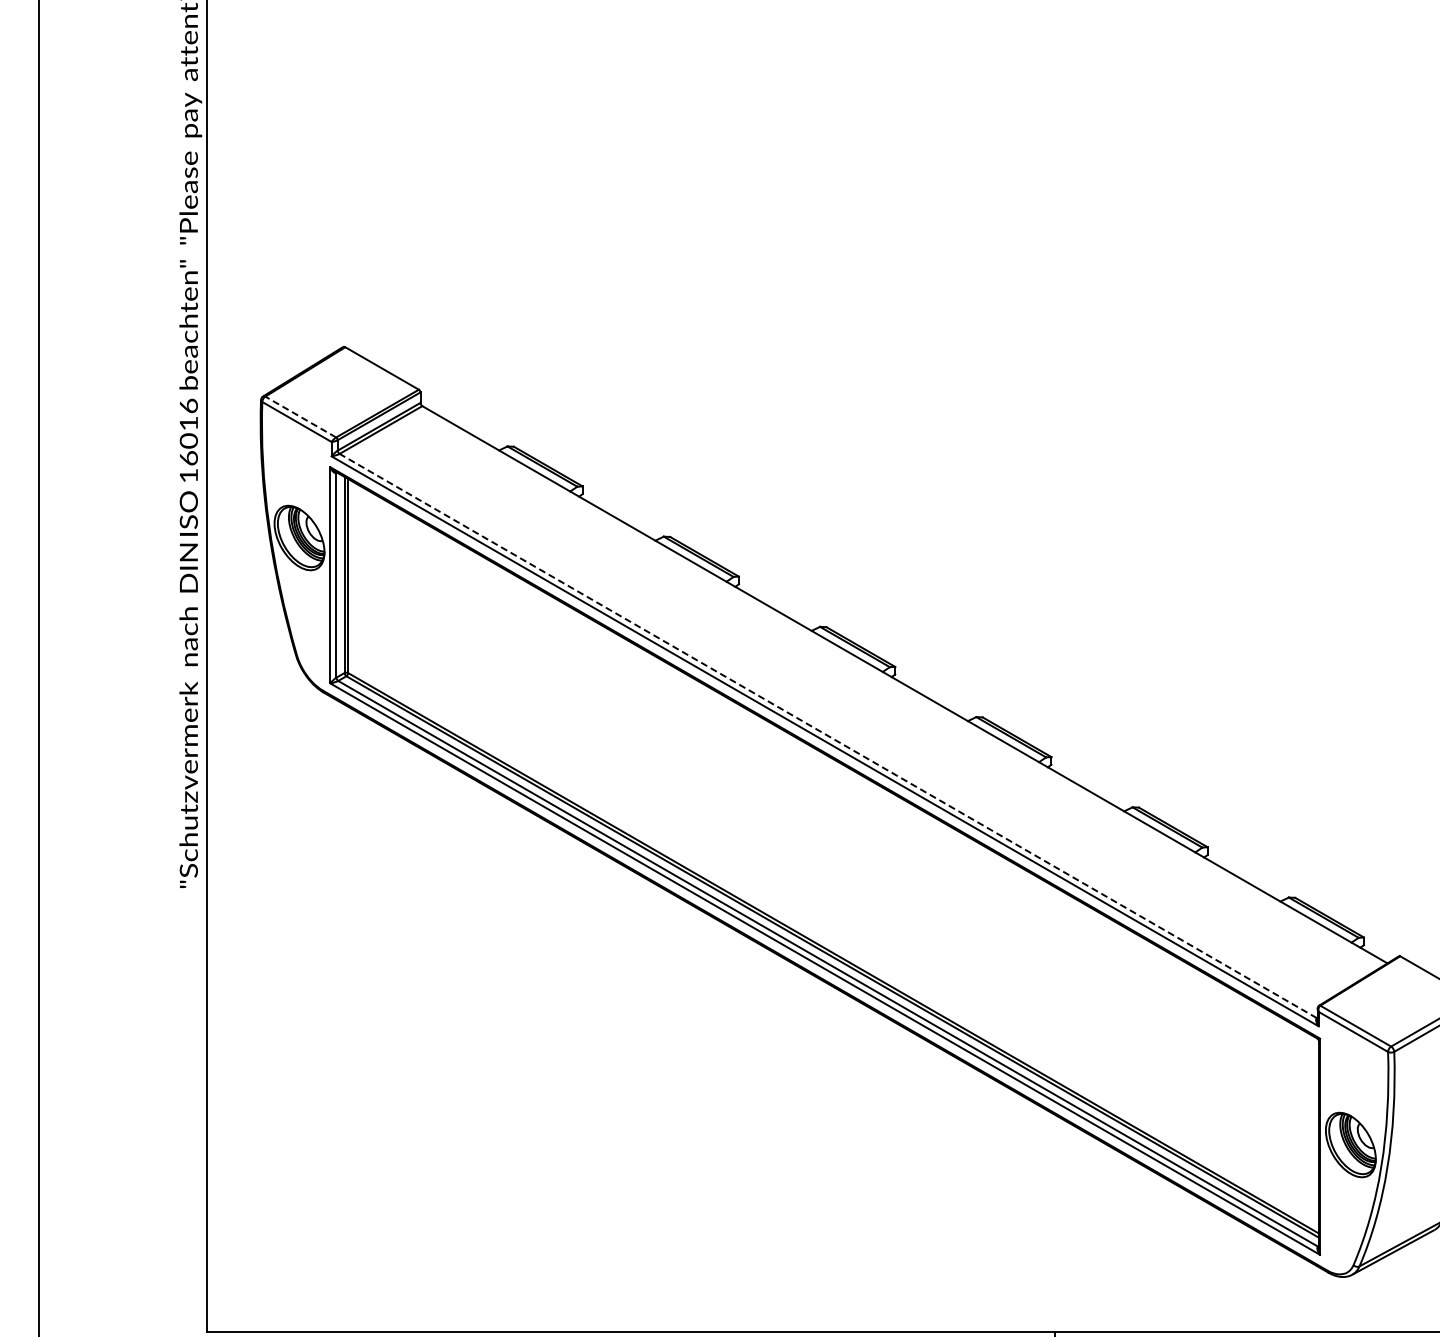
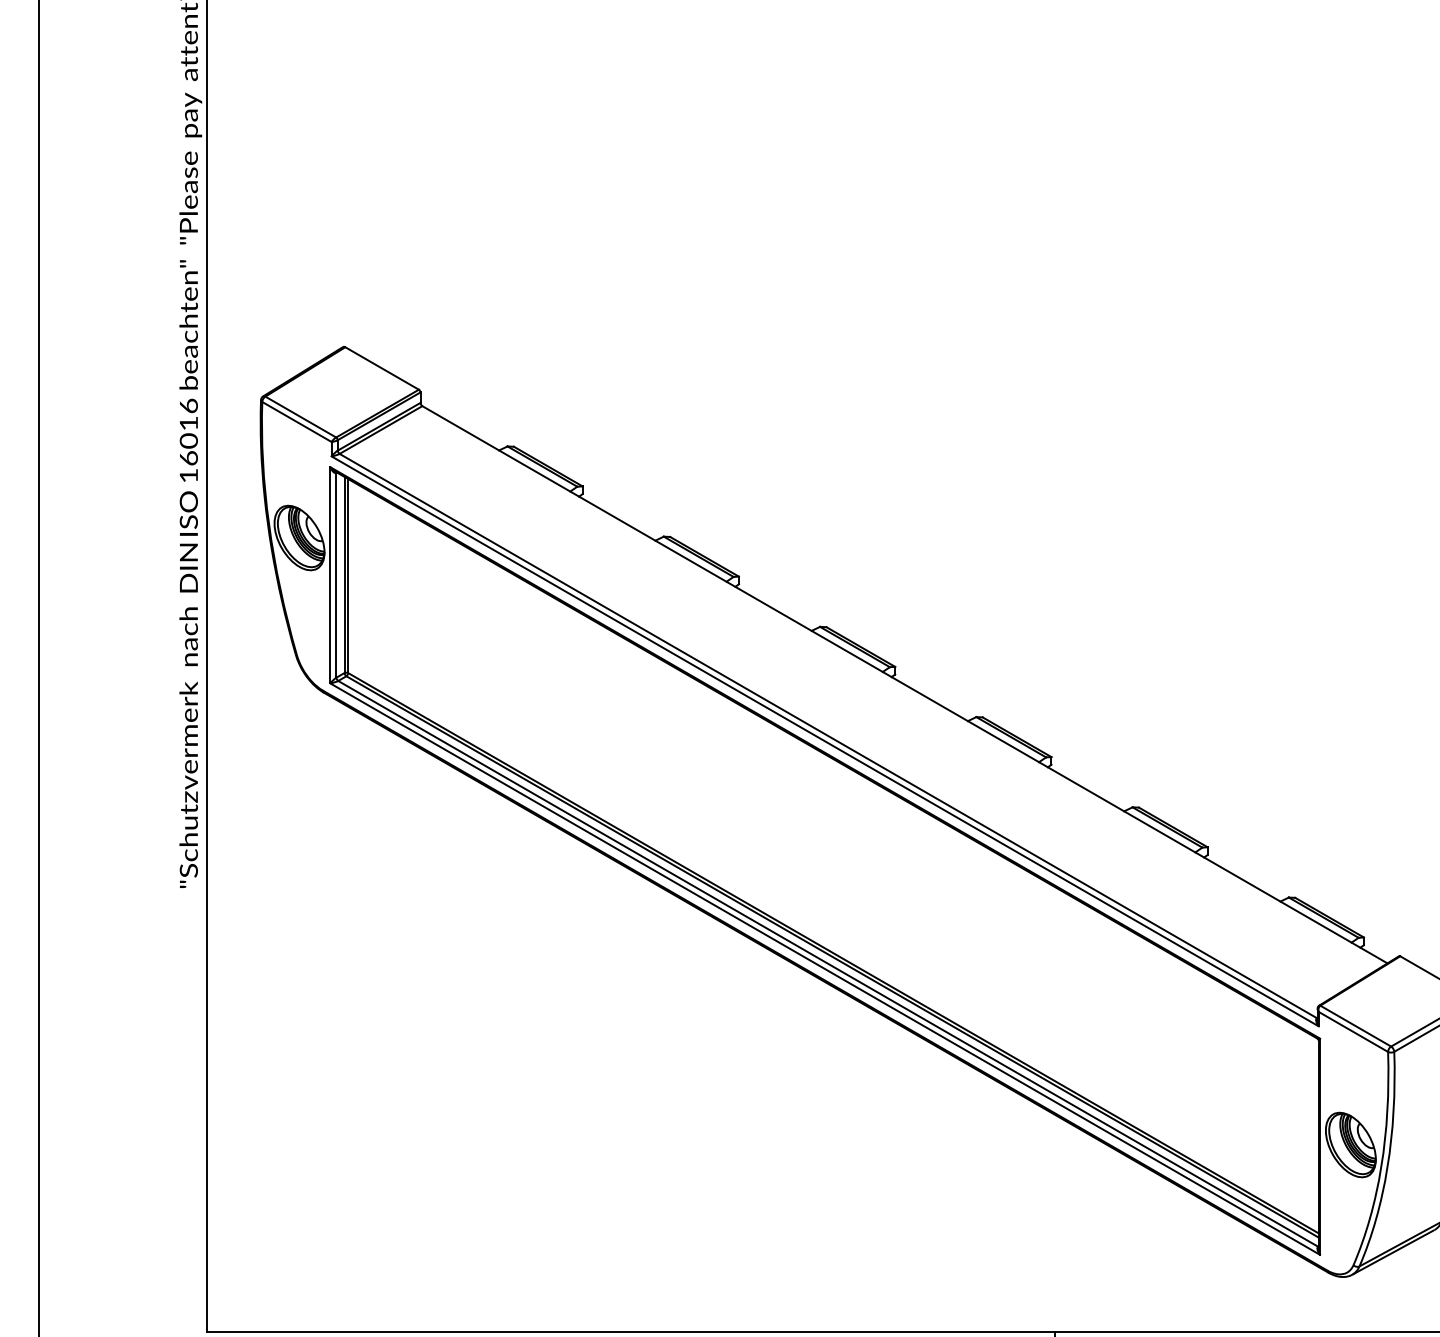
line: dashed -> solid (300, 417)
line: dashed -> solid (827, 735)
